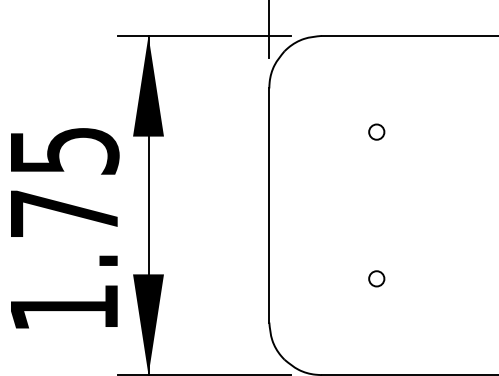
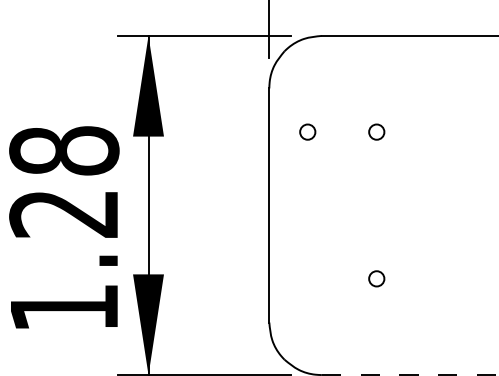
circle: none -> present (307, 131)
text: 1.75 -> 1.28 (64, 181)
line: solid -> dashed (410, 375)
